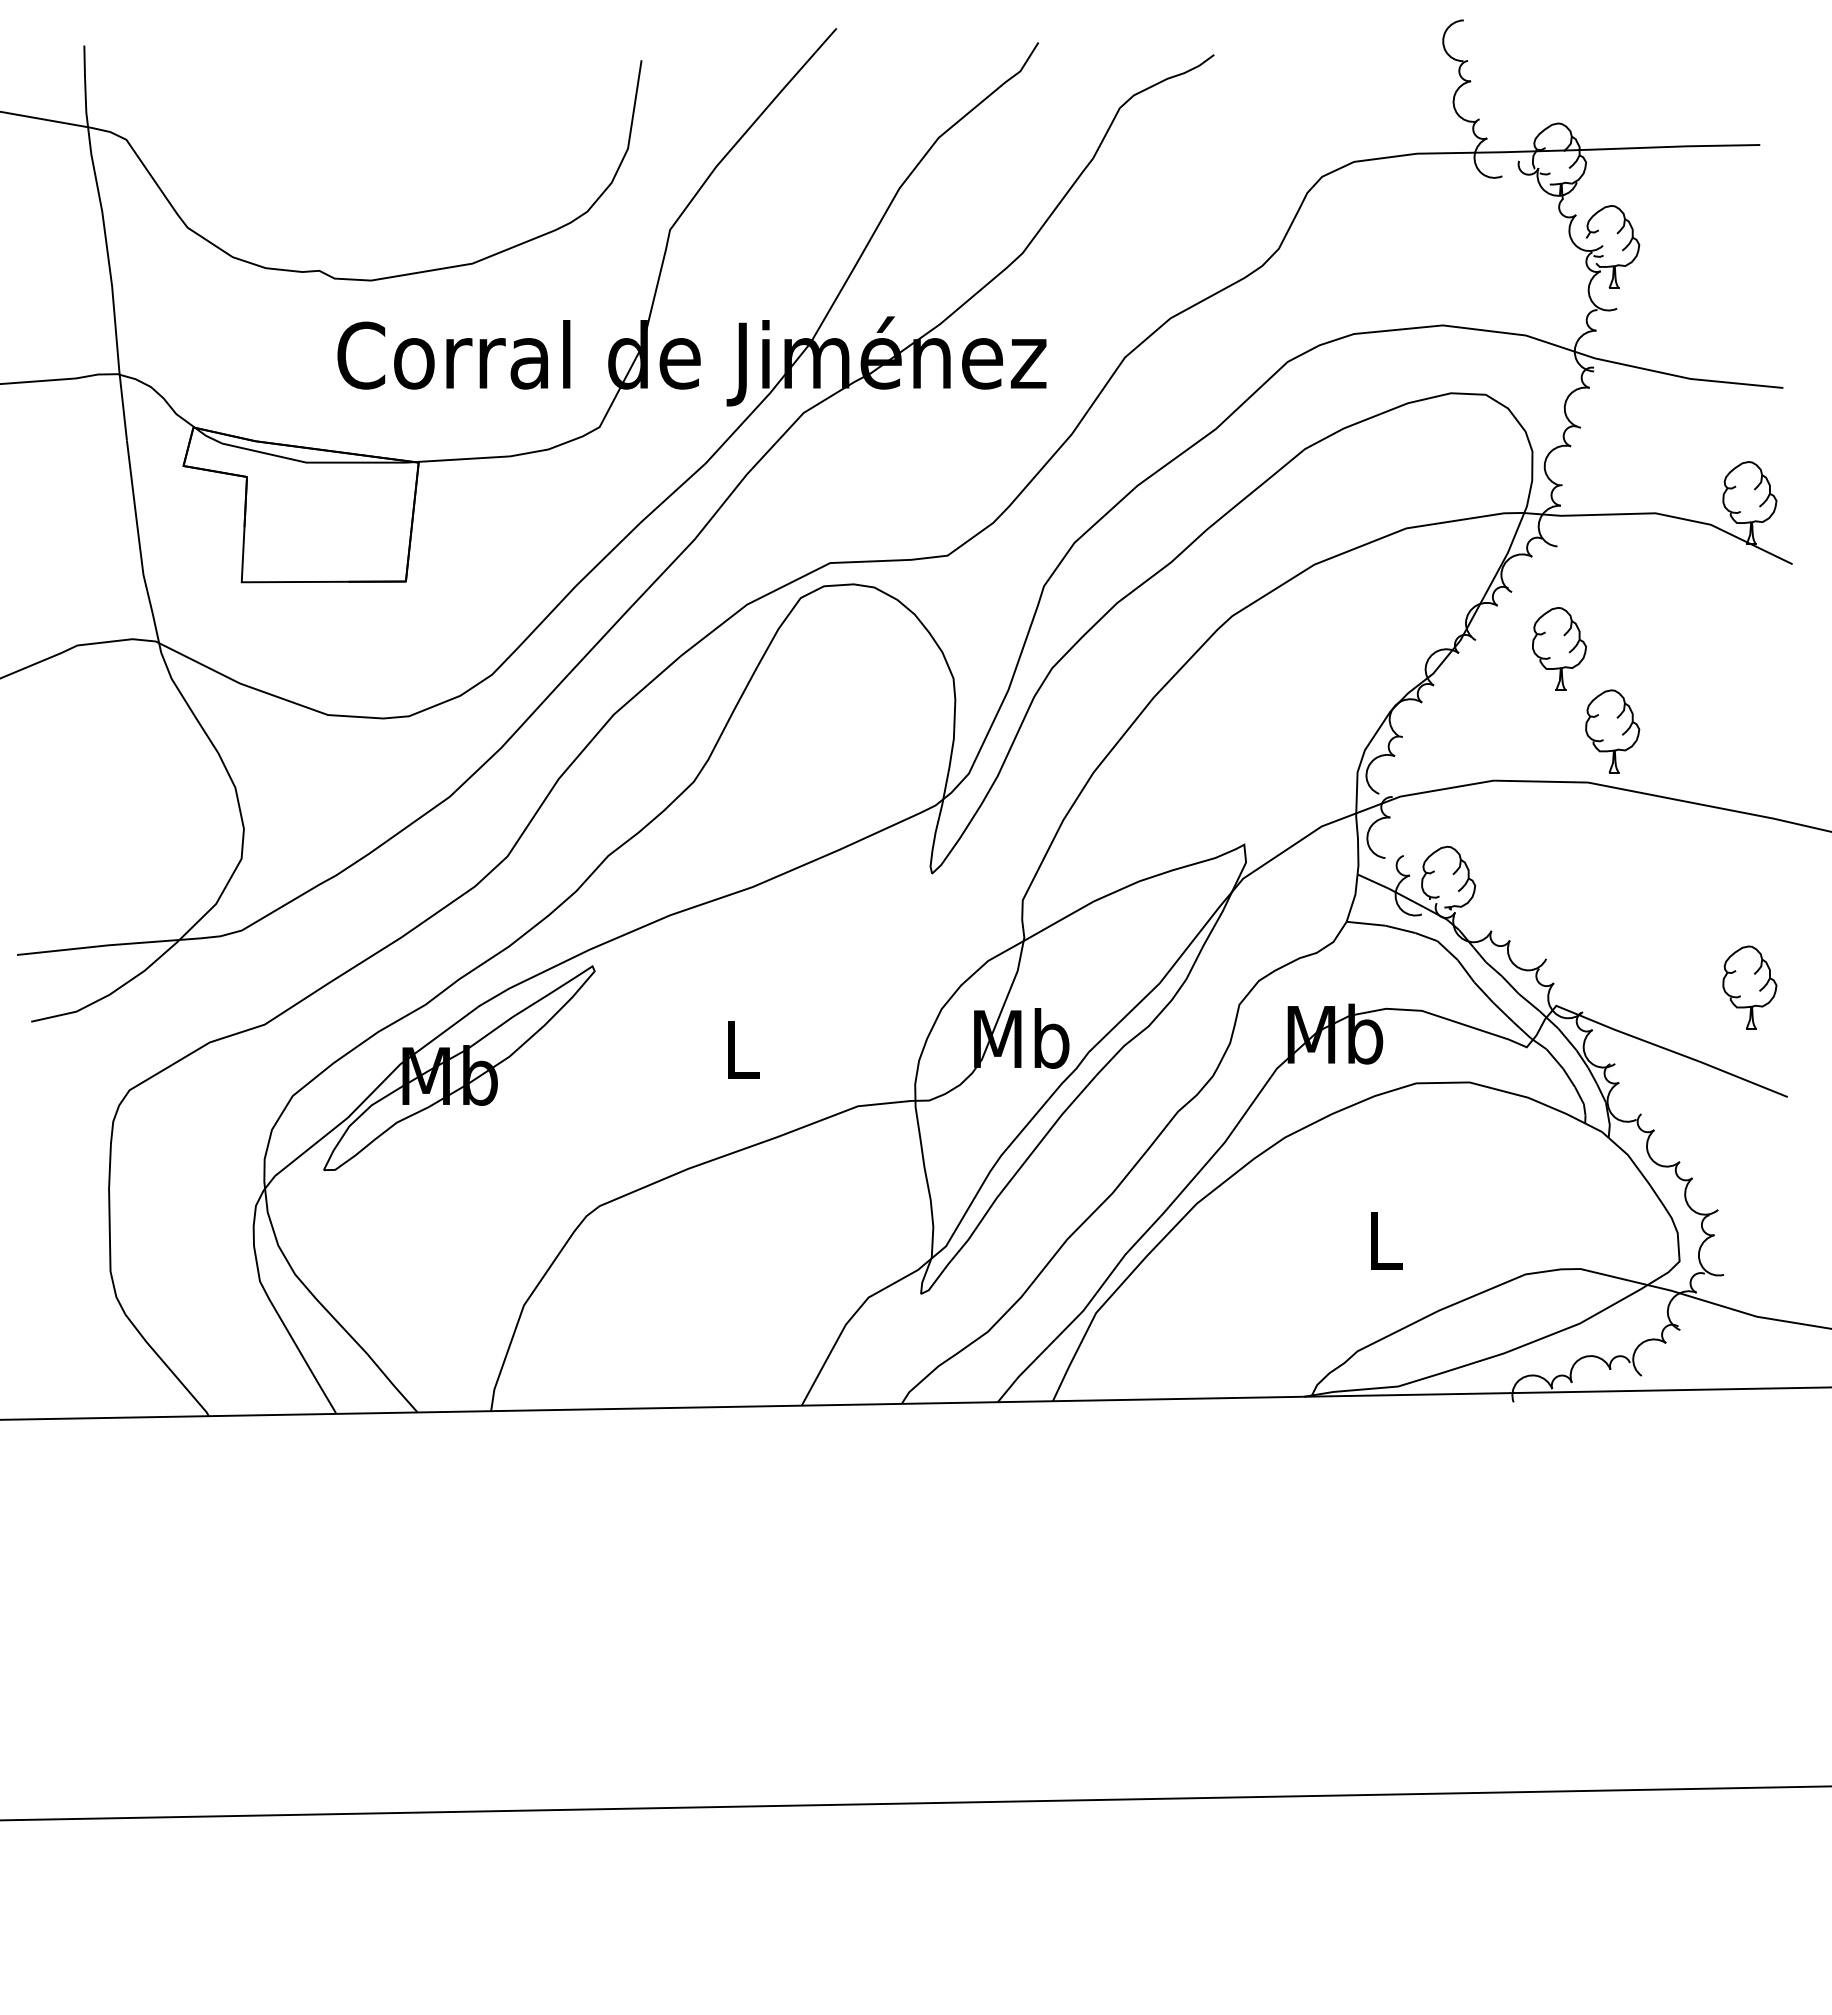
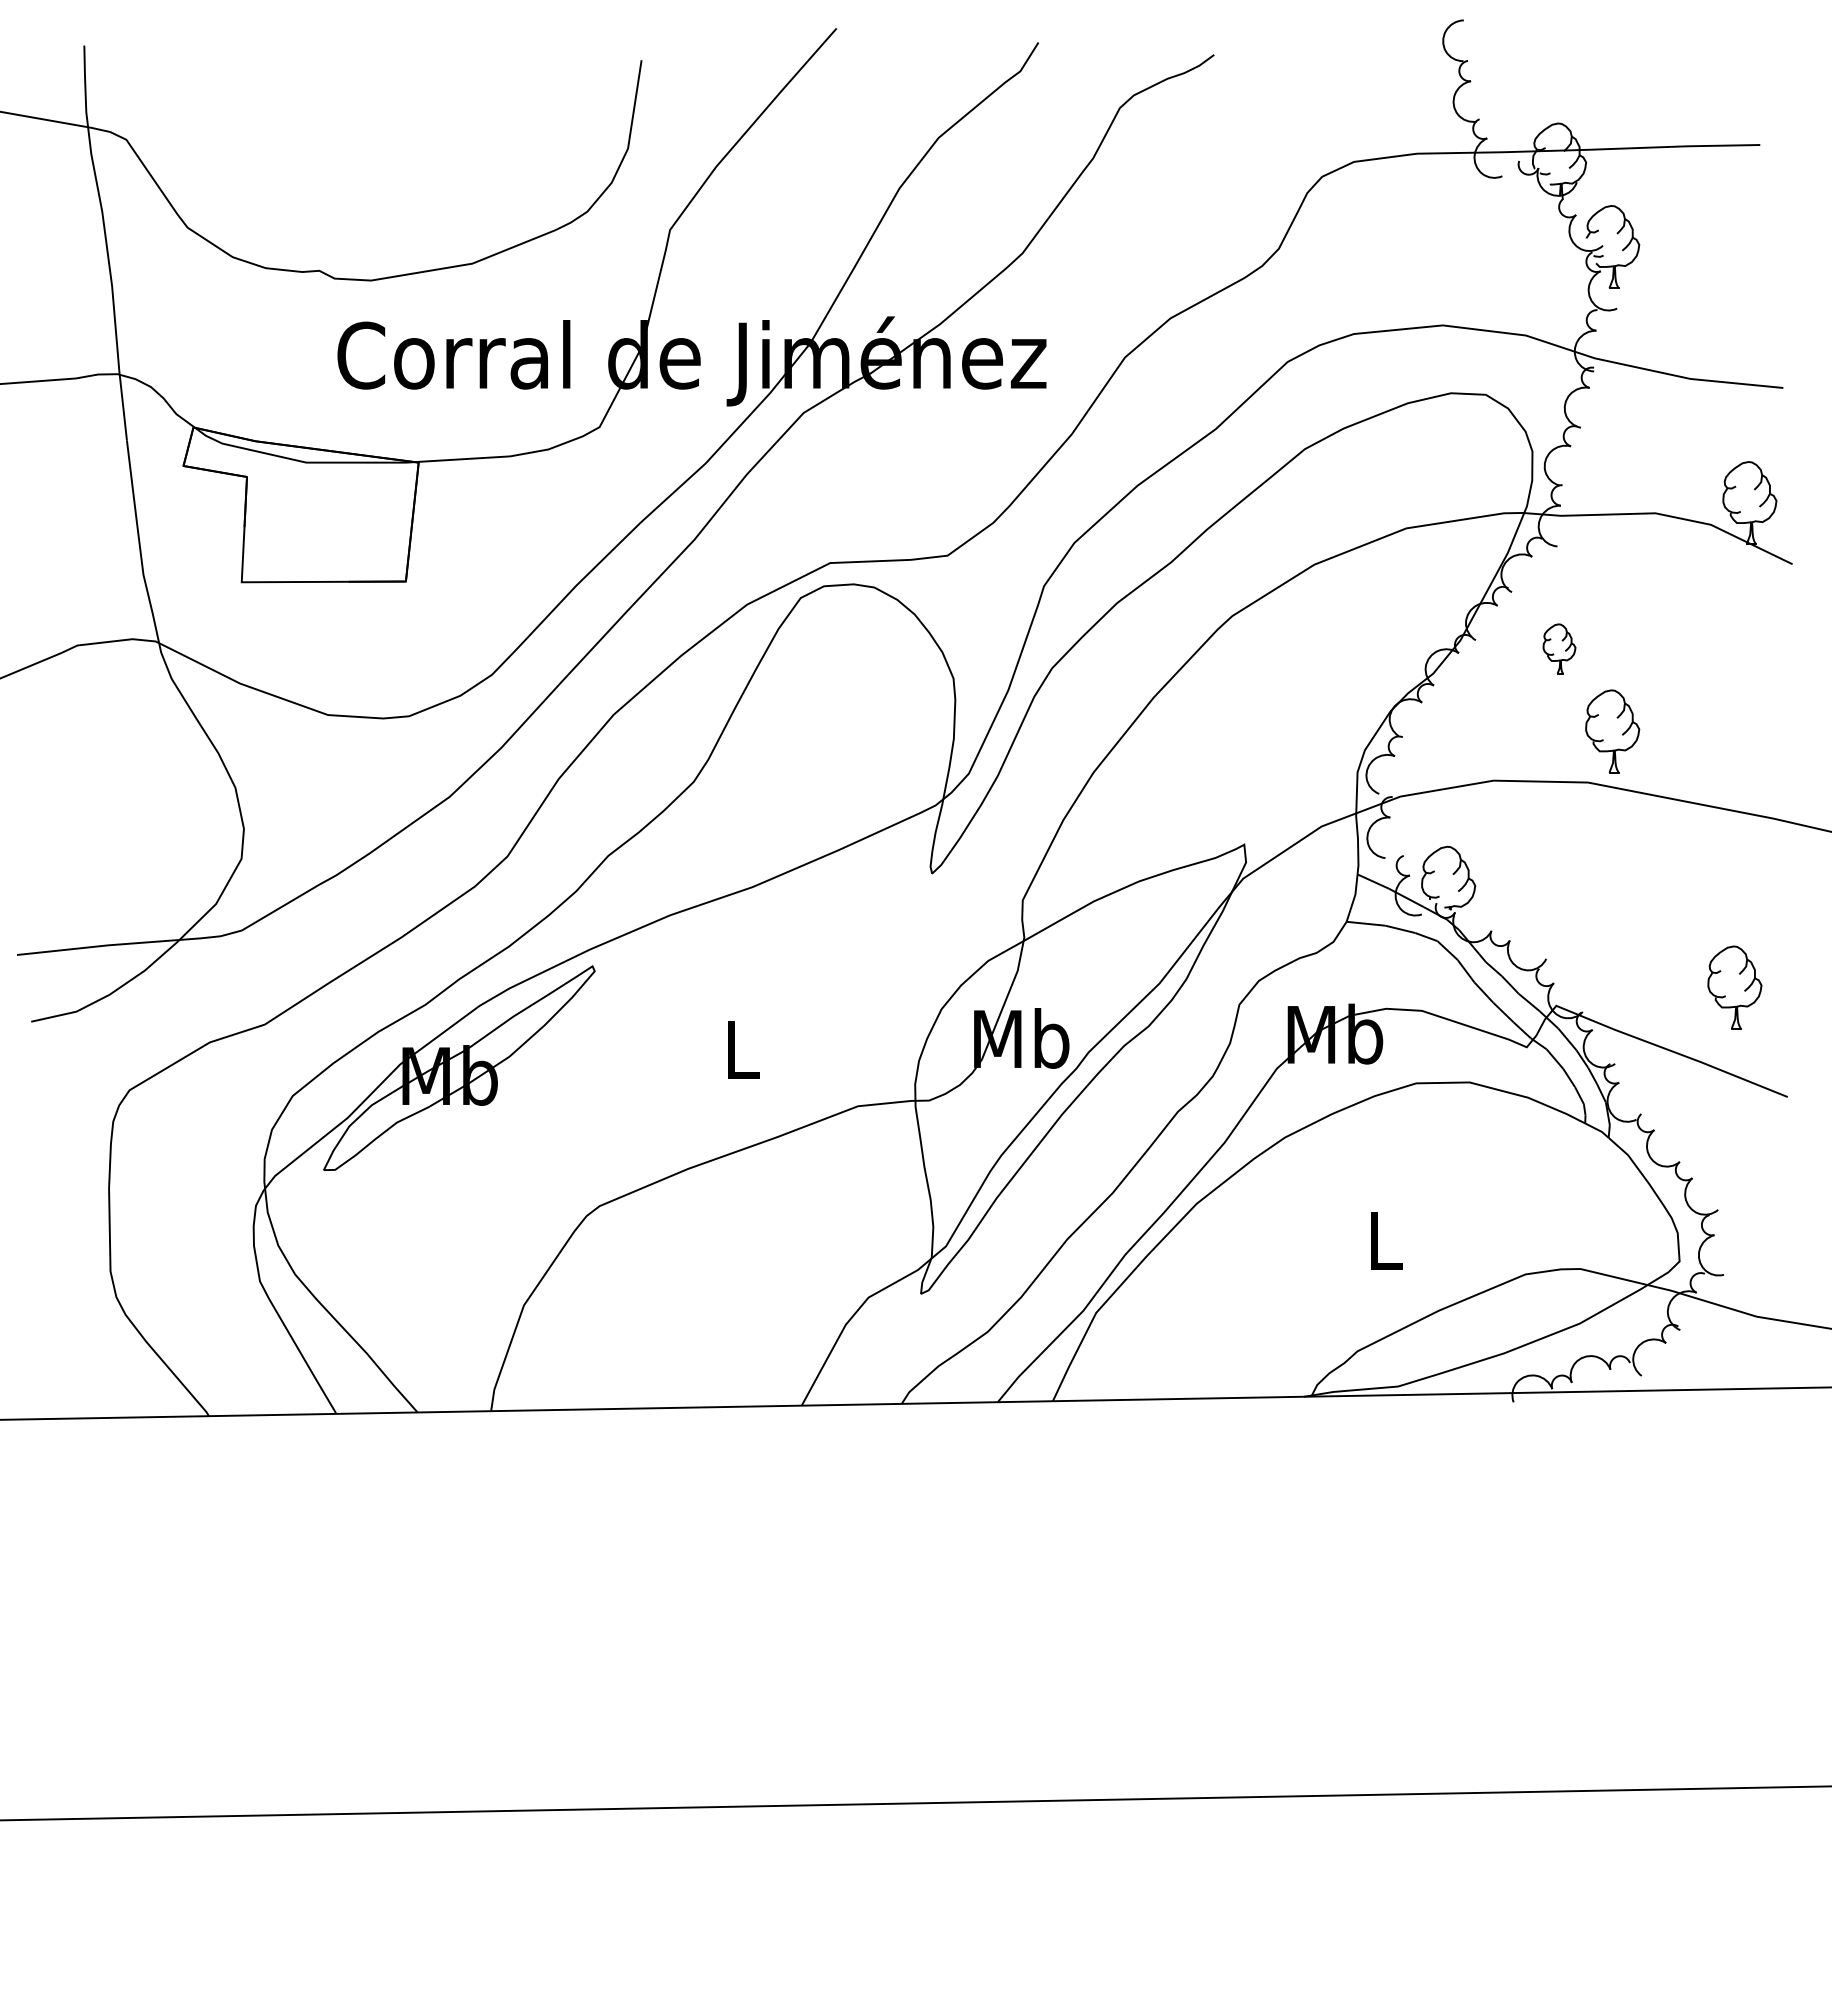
part size: 55x84 px -> 35x52 px (1559, 648)
part position: (1749, 987) -> (1734, 987) (1734, 987)
